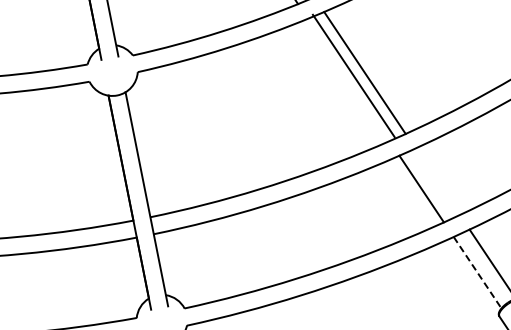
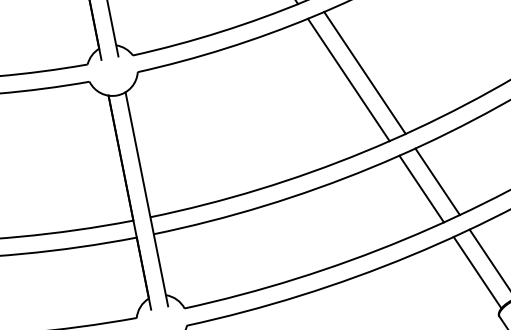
line position: (353, 75) -> (348, 79) (348, 79)
line: none -> present (437, 181)
line: dashed -> solid (477, 272)
